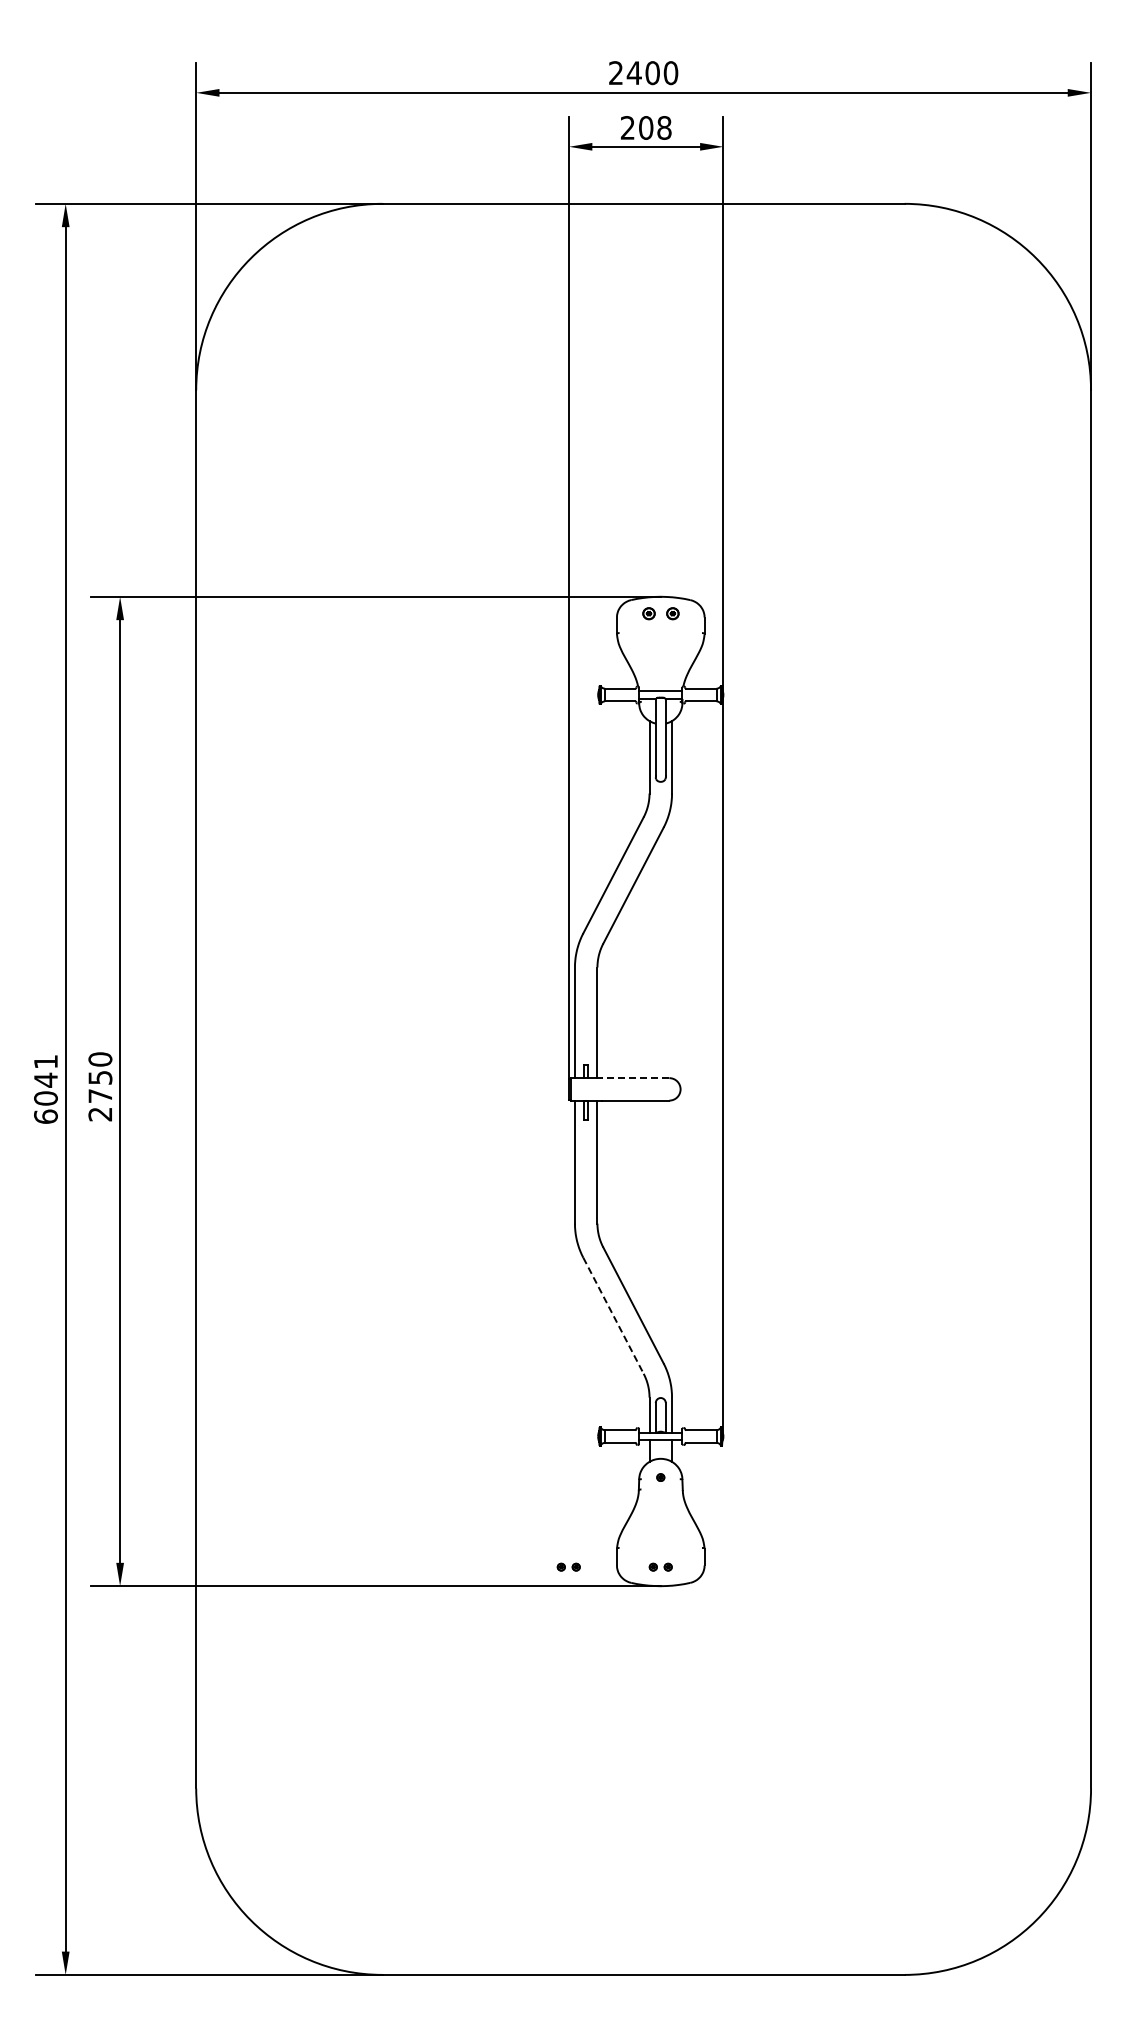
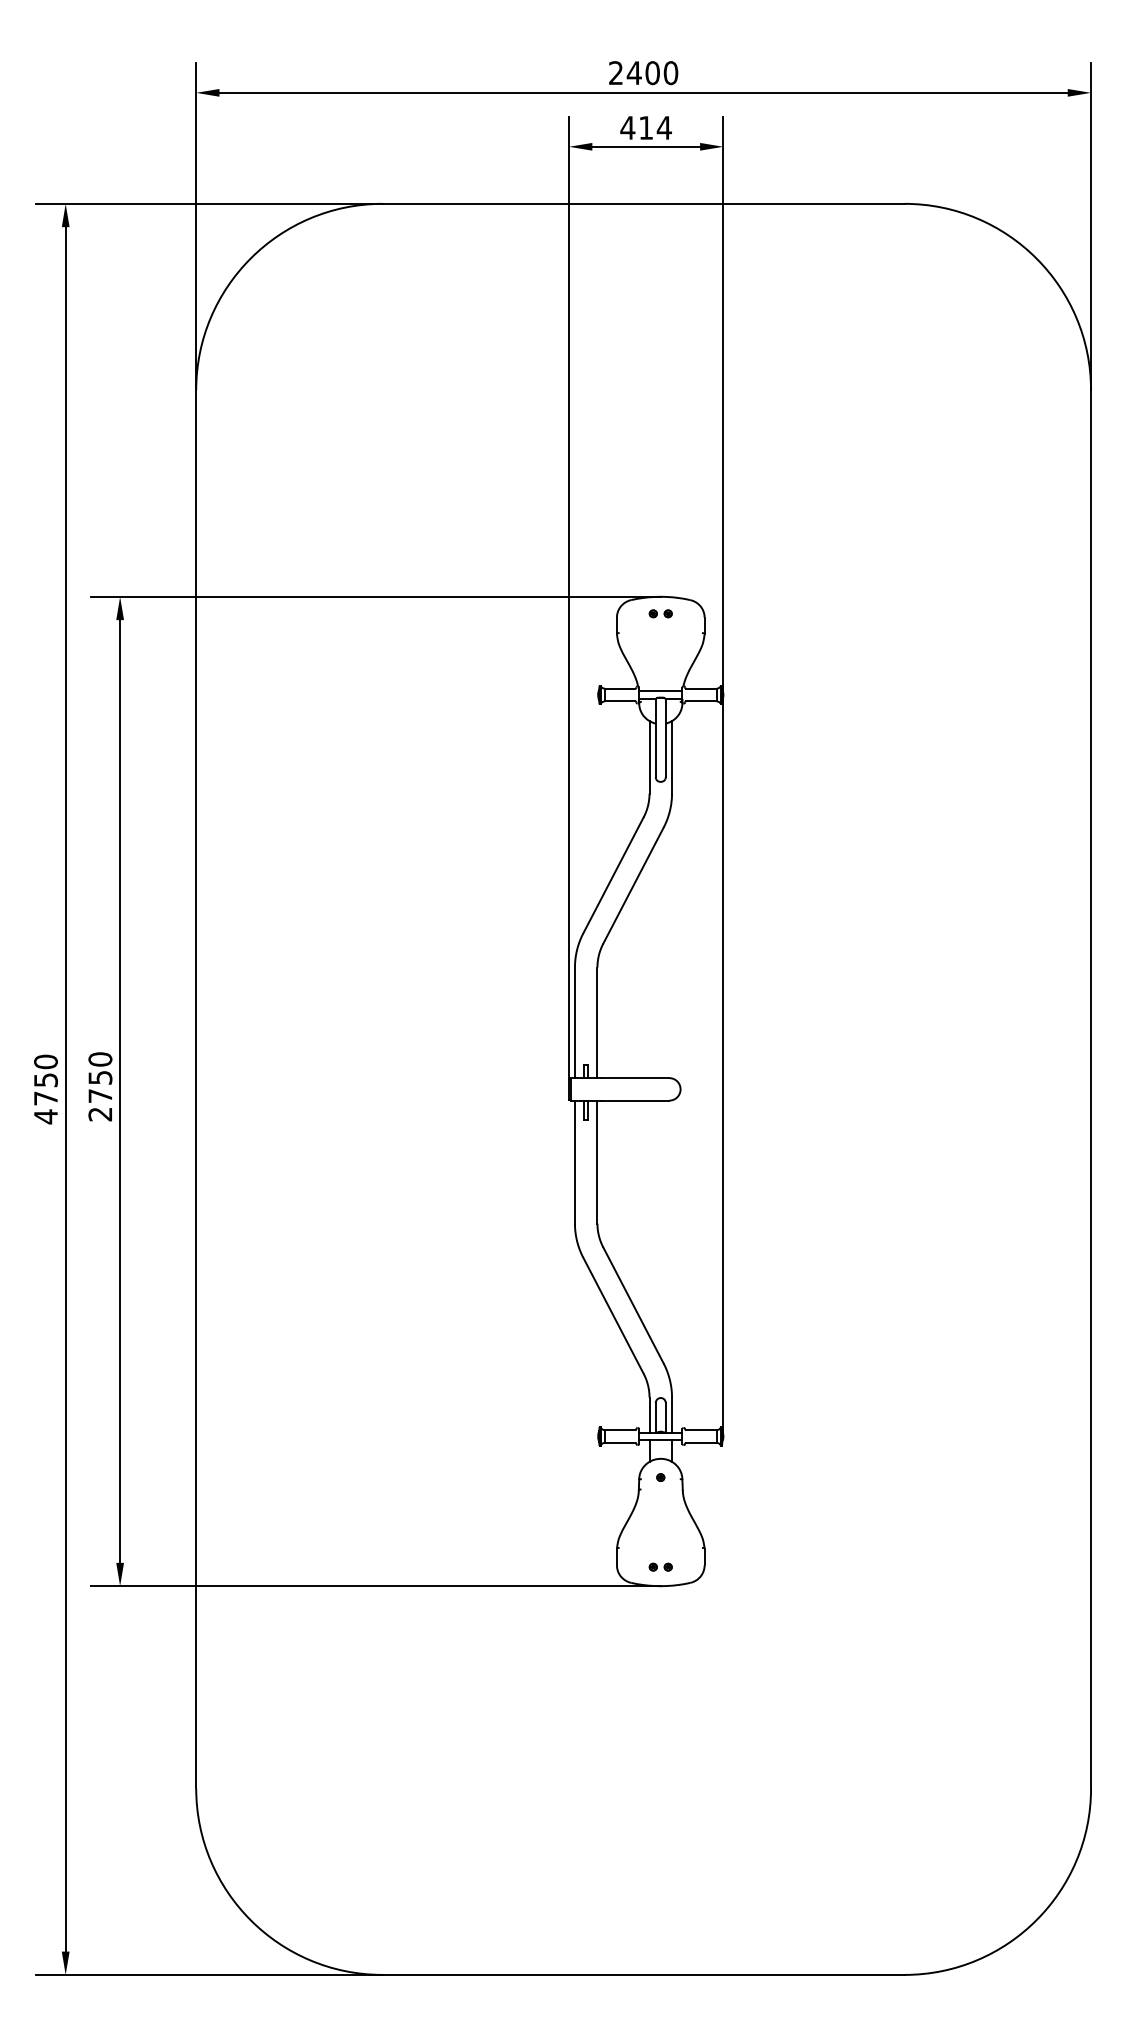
text: 208 -> 414 (645, 127)
part size: 38x14 px -> 25x10 px (660, 613)
line: dashed -> solid (635, 1078)
text: 6041 -> 4750 (45, 1089)
line: dashed -> solid (613, 1316)
part: present -> none (568, 1566)
